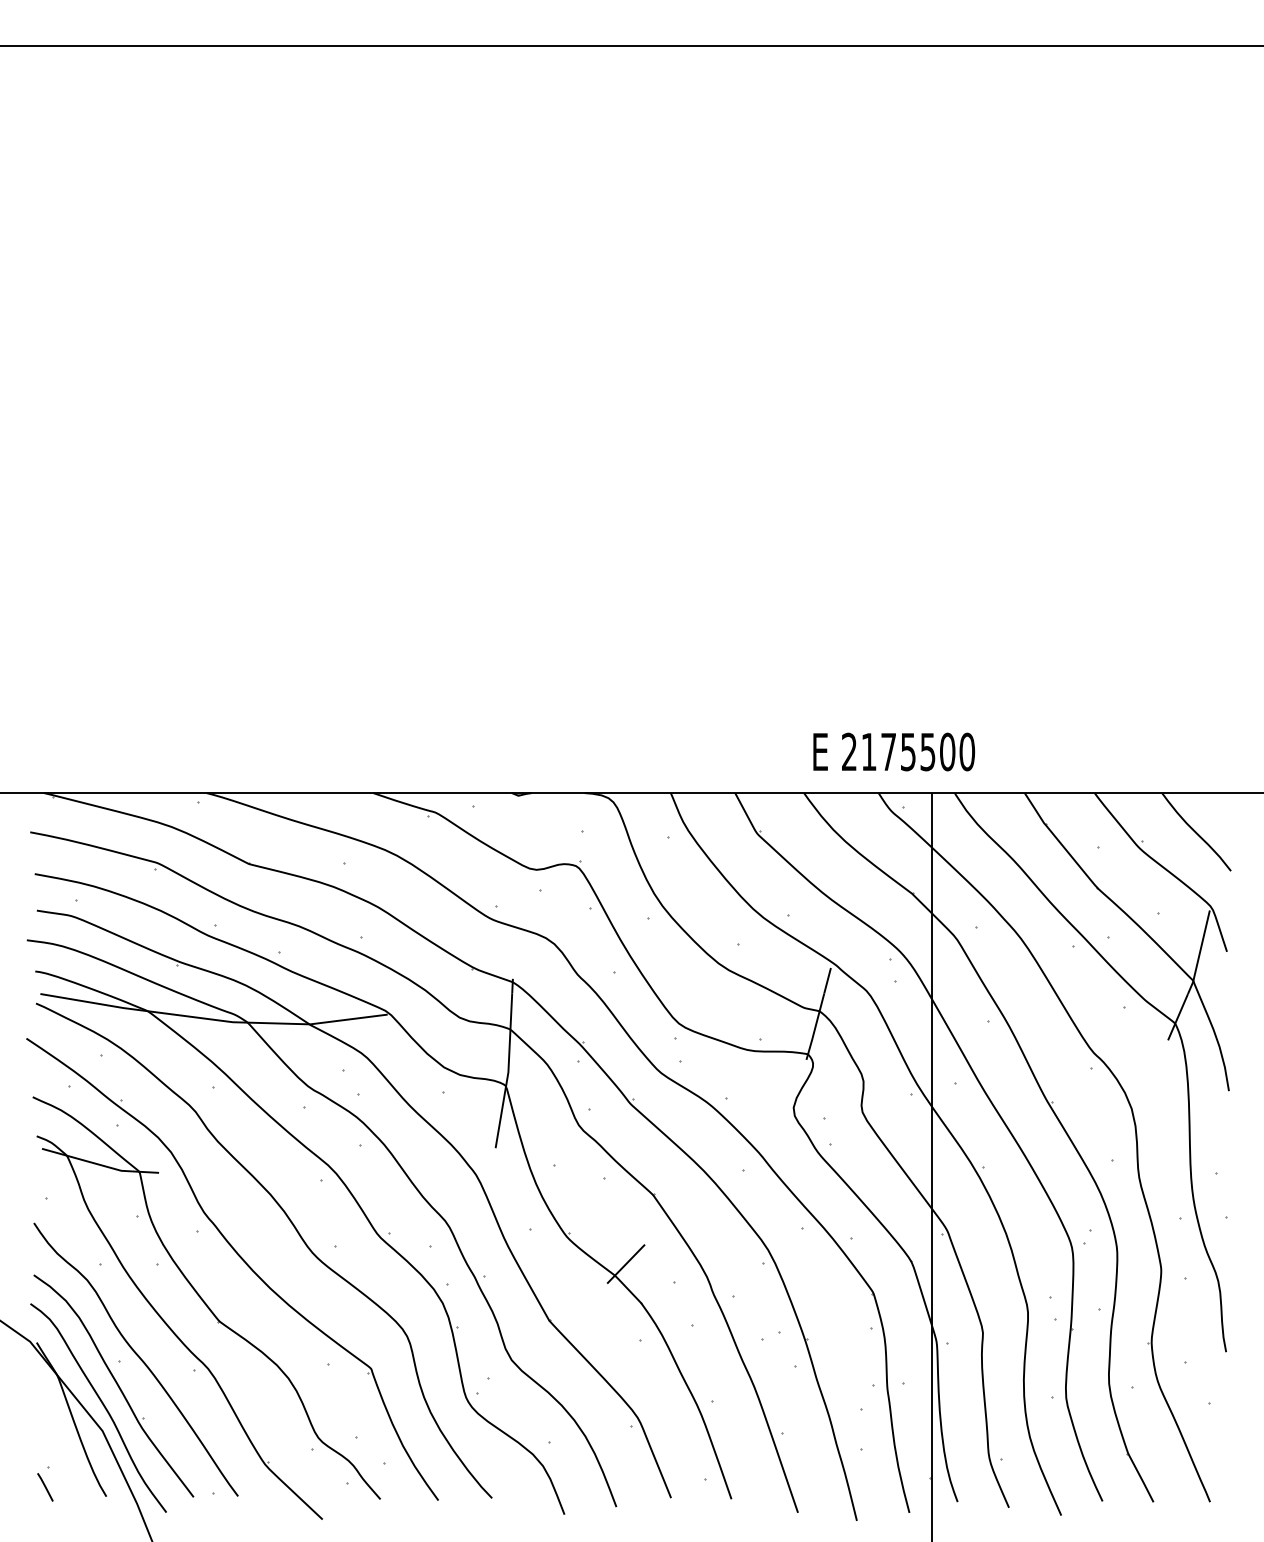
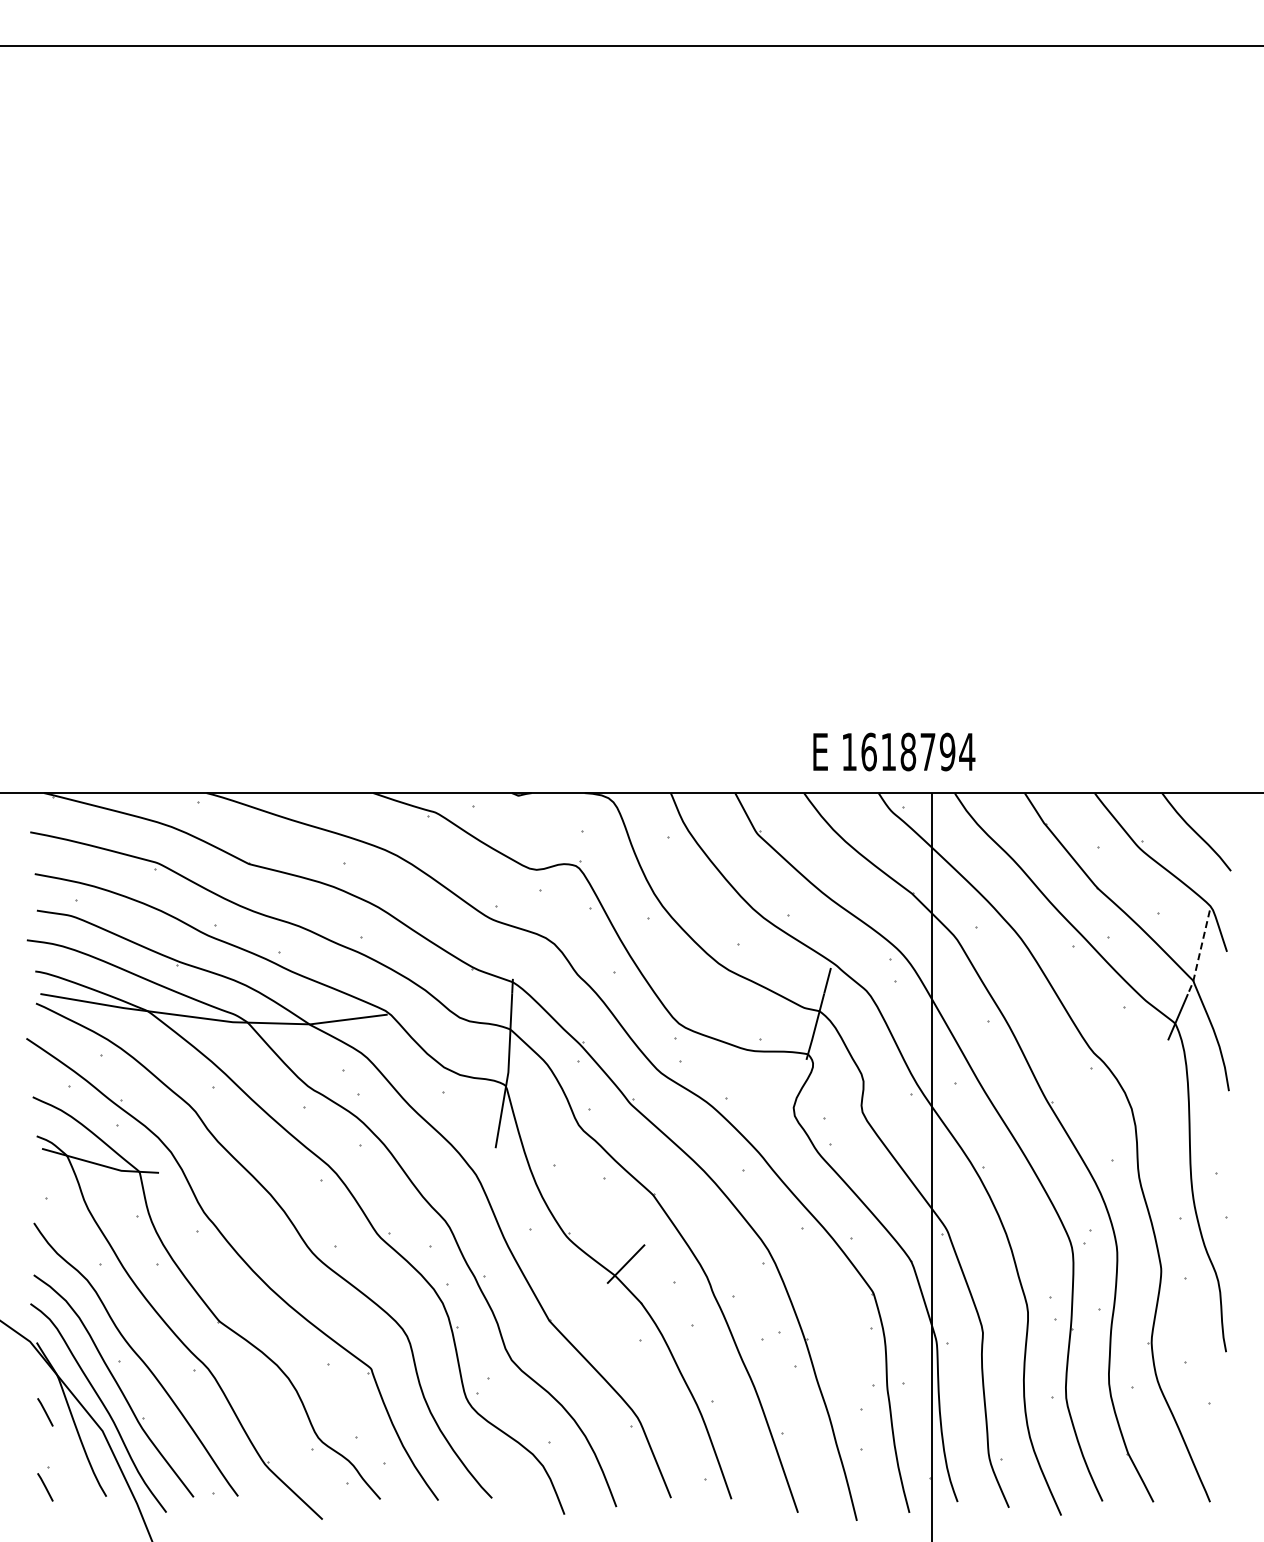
text: 2175500 -> 1618794 (908, 751)
line: solid -> dashed (1199, 953)
line: none -> present (45, 1412)
